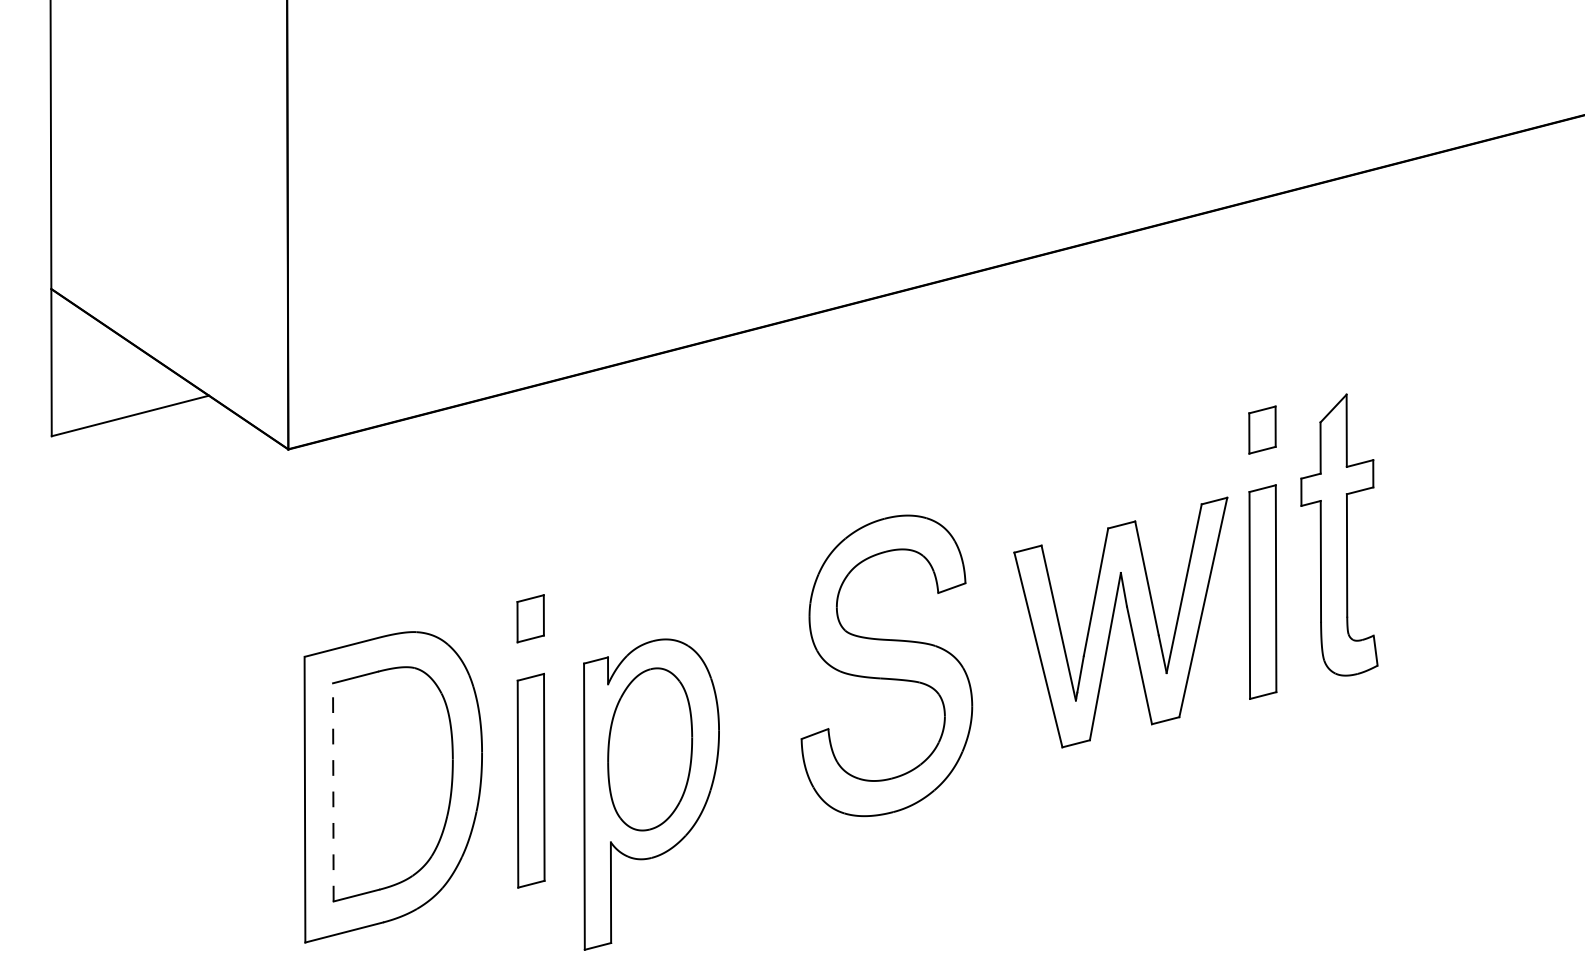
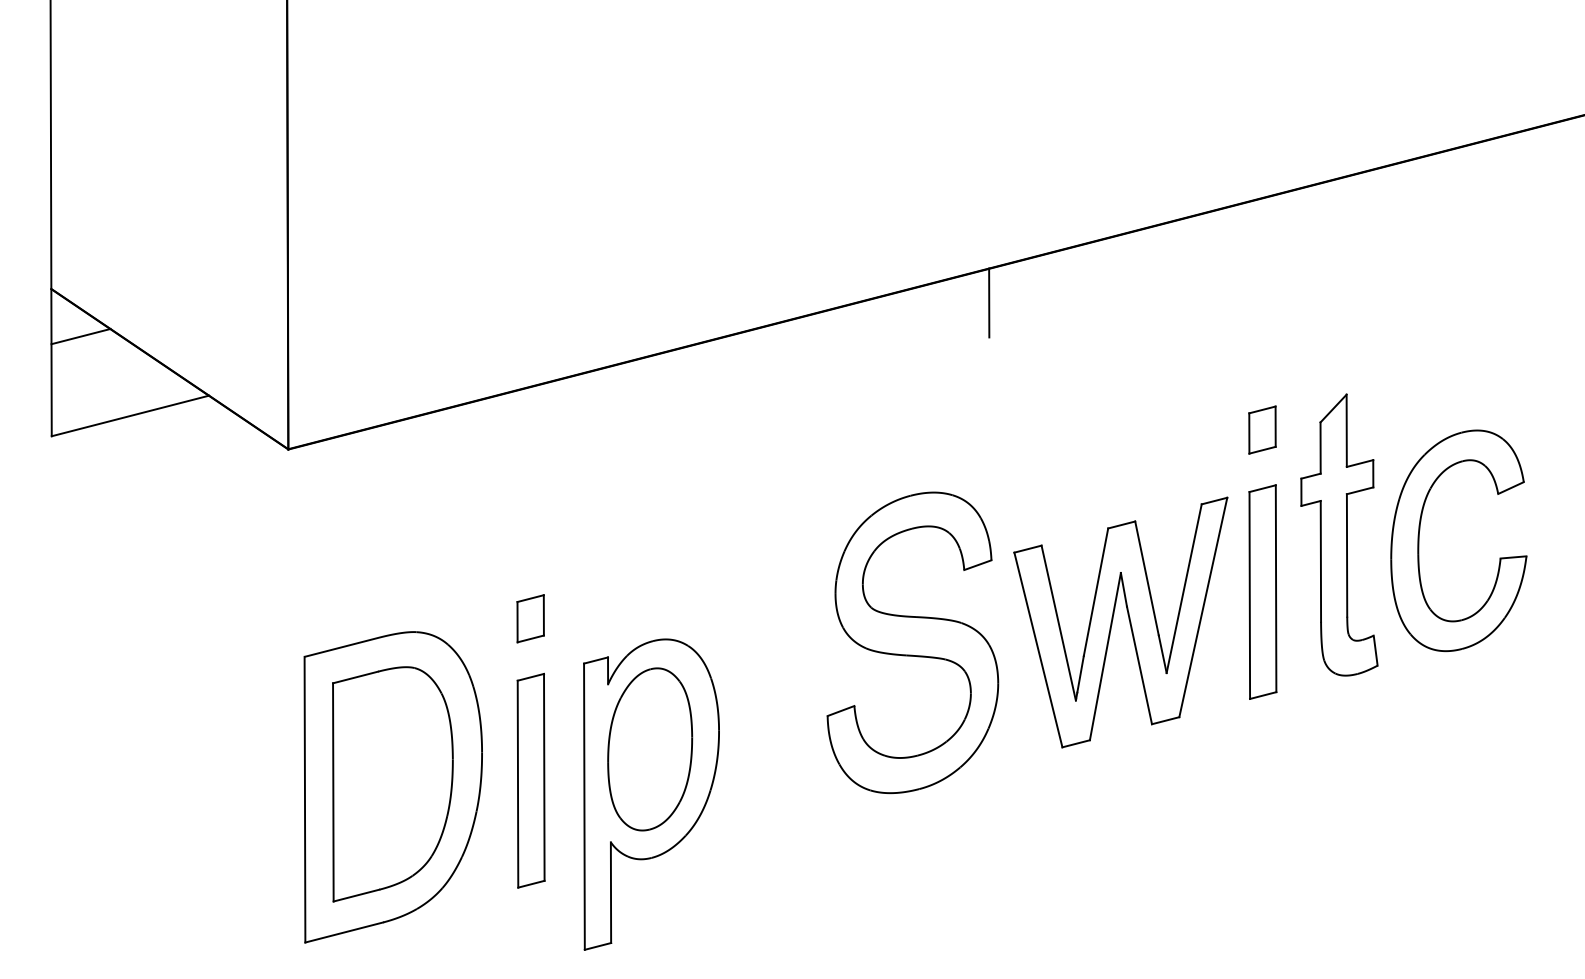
line: none -> present (989, 302)
line: none -> present (80, 336)
part: none -> present (1419, 540)
part position: (886, 665) -> (912, 642) (912, 642)
line: dashed -> solid (333, 791)
